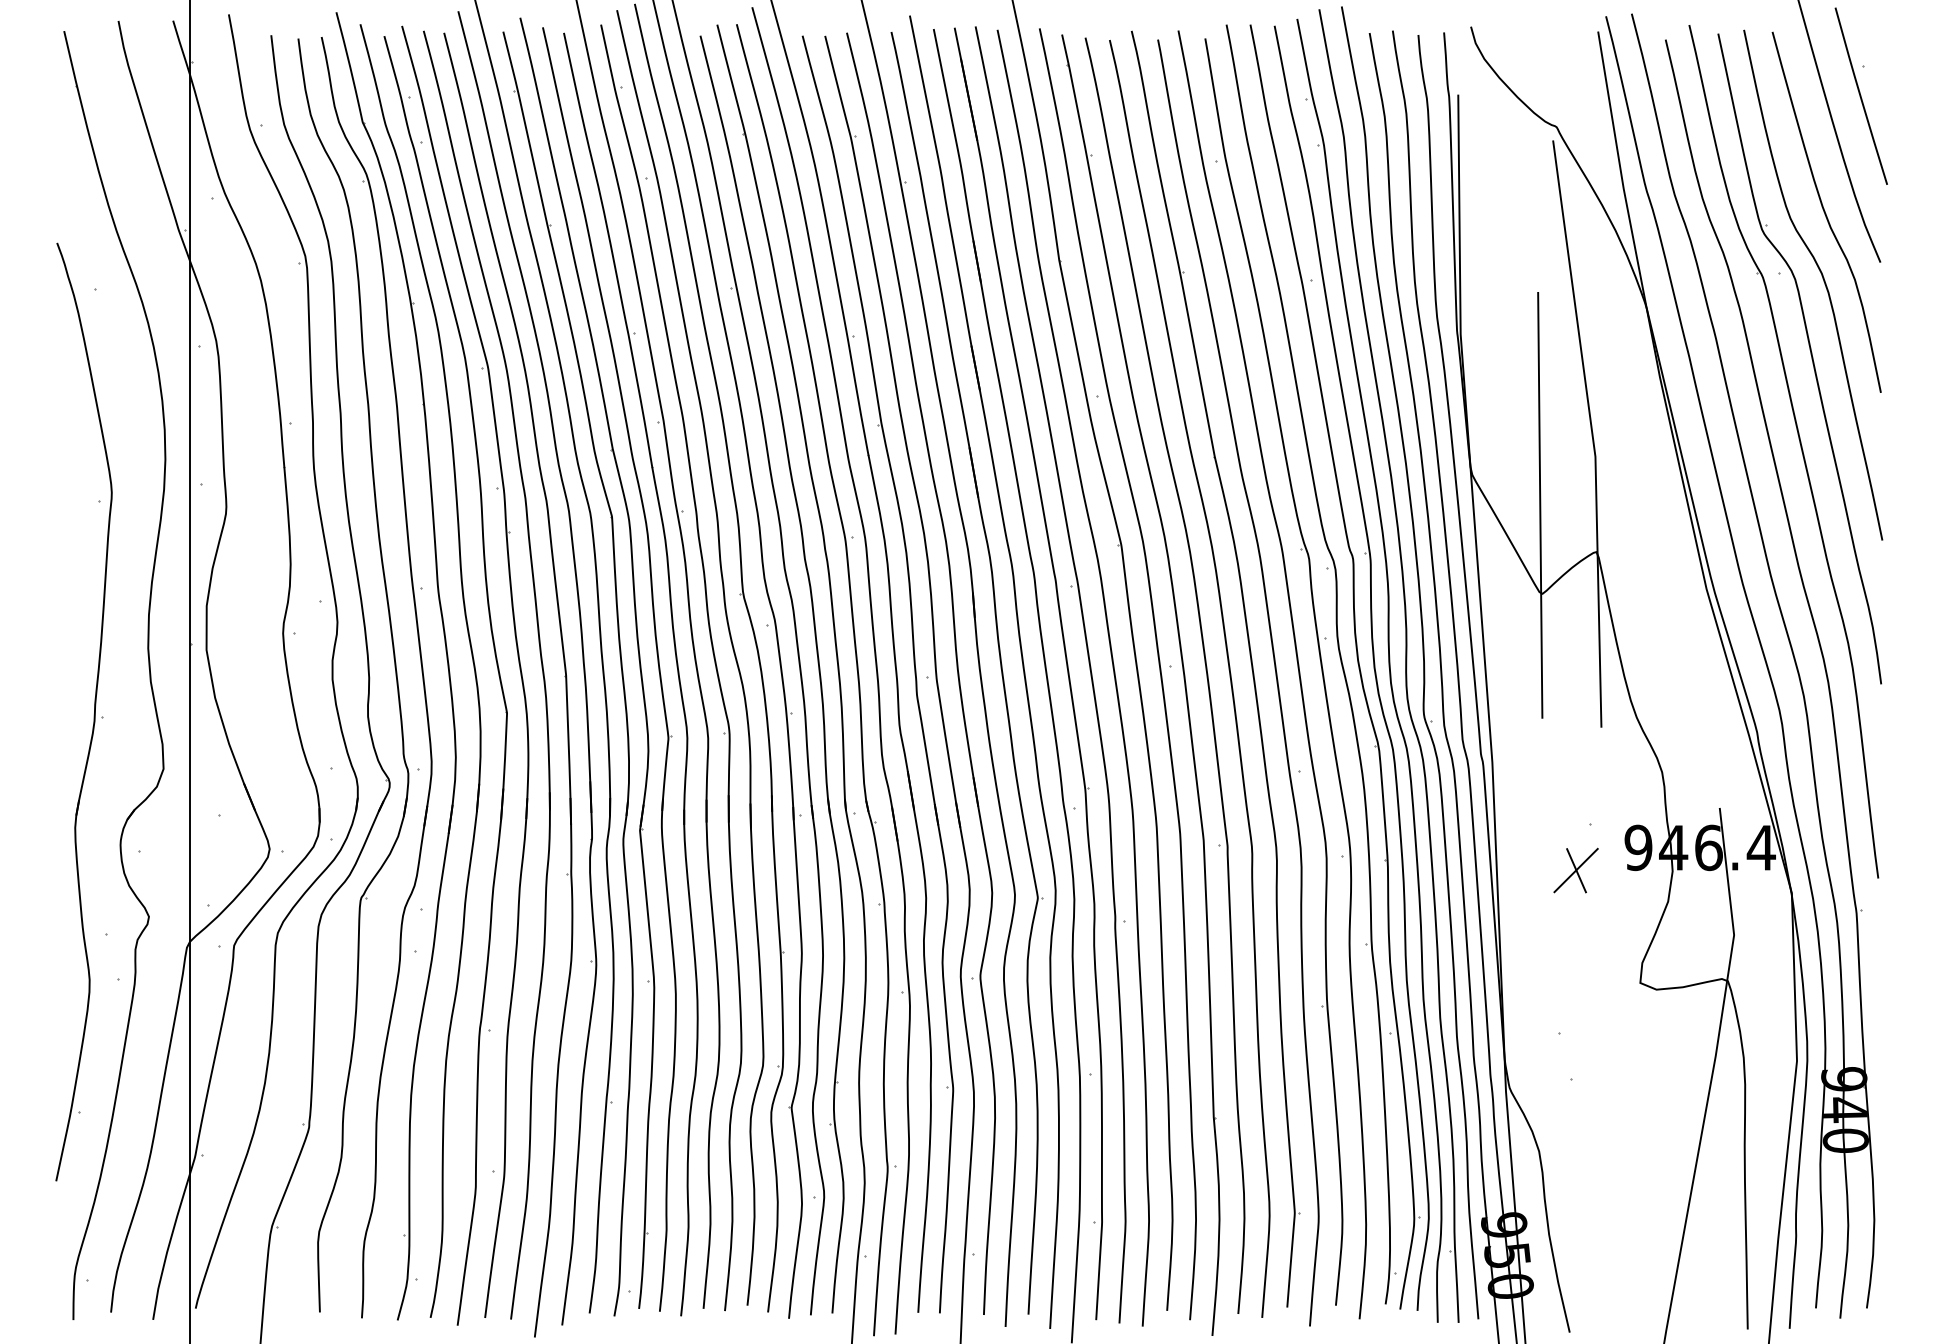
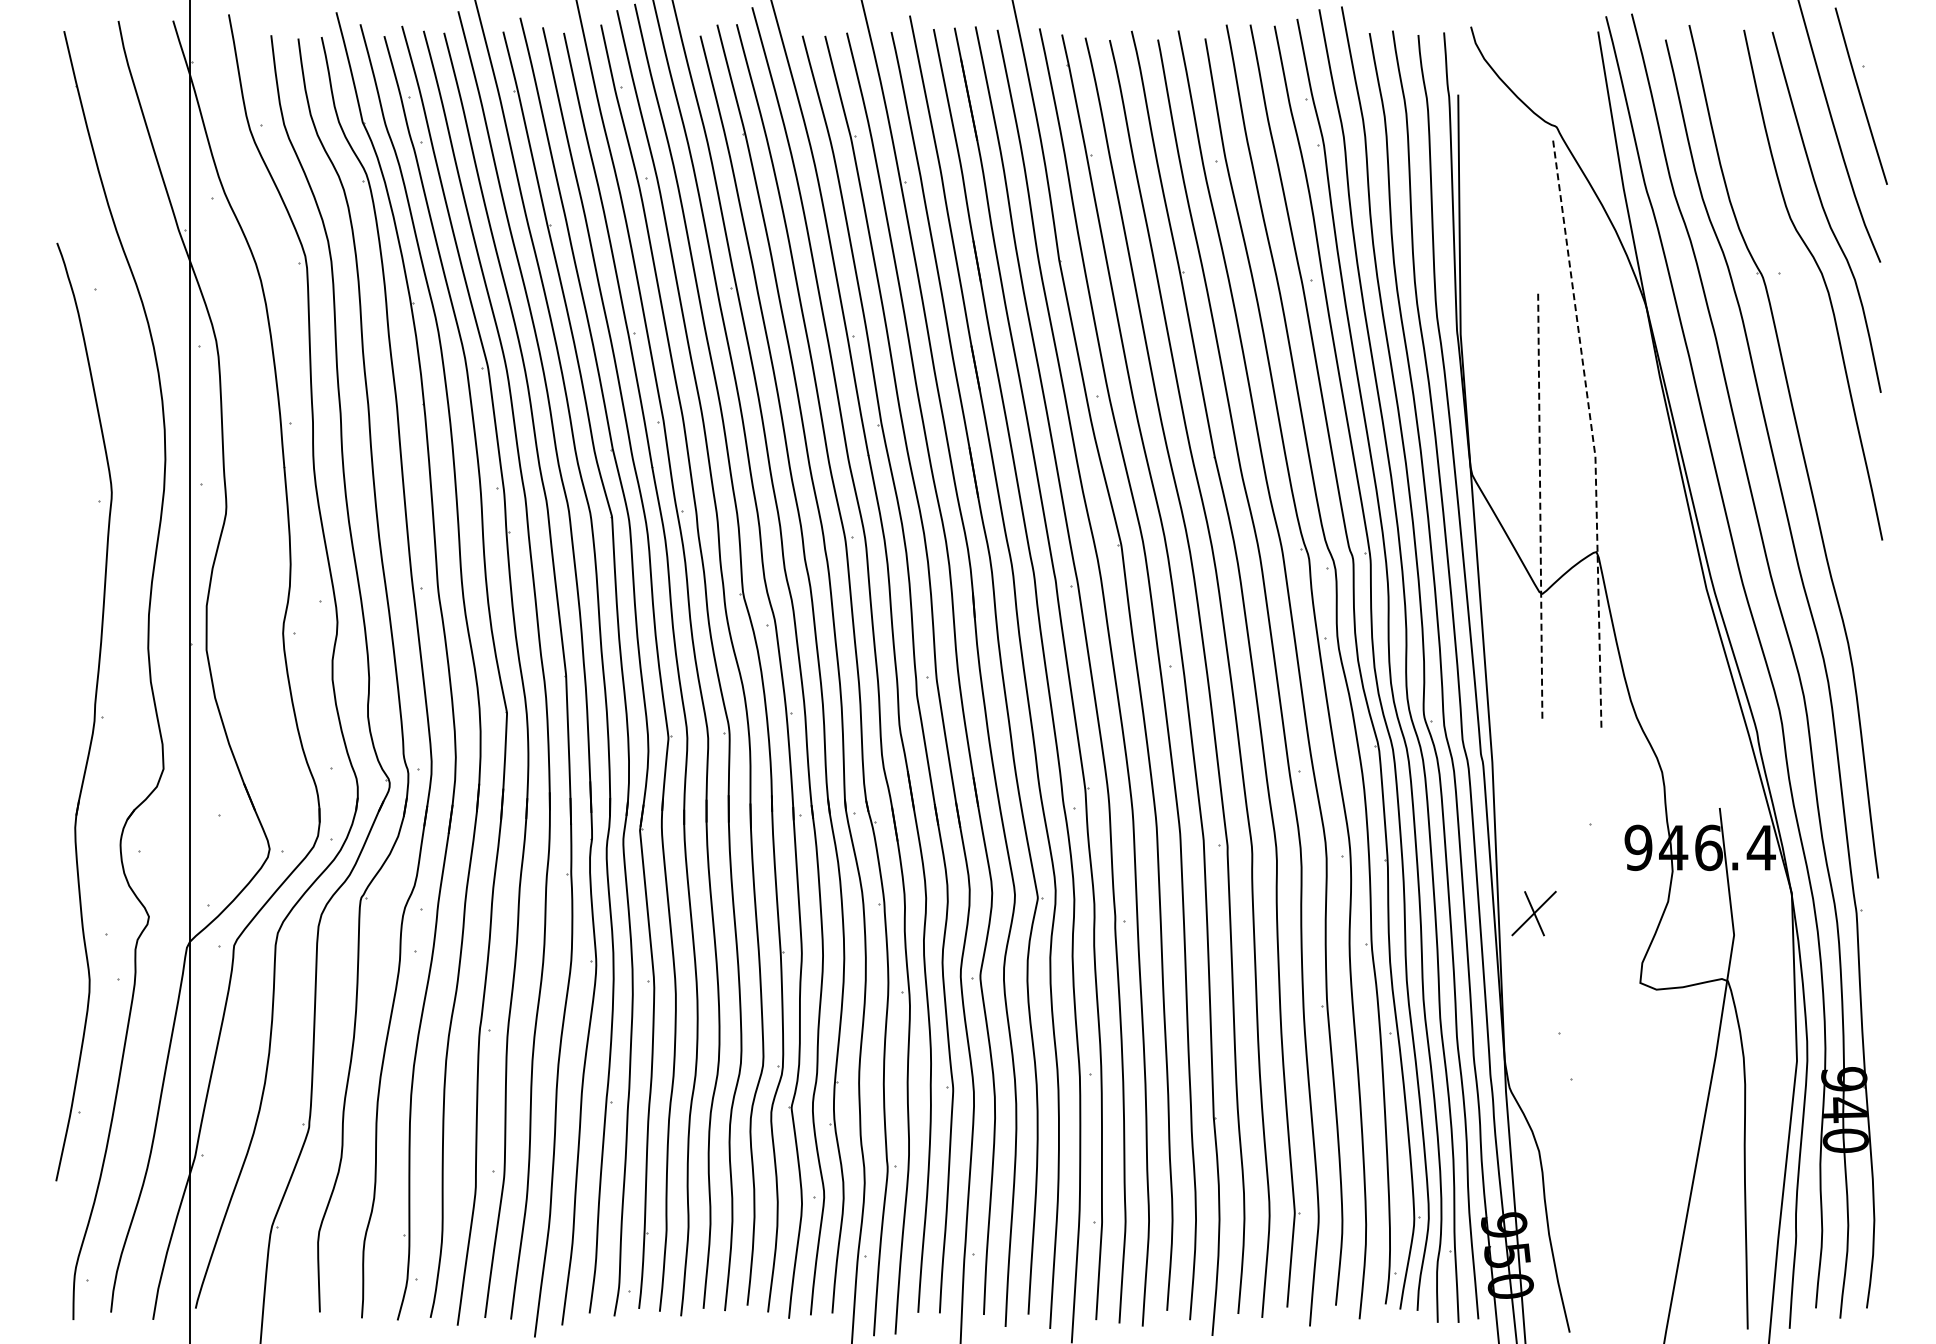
part: present -> none (1810, 354)
line: solid -> dashed (1592, 433)
line: solid -> dashed (1540, 504)
part position: (1575, 870) -> (1533, 913) (1533, 913)
